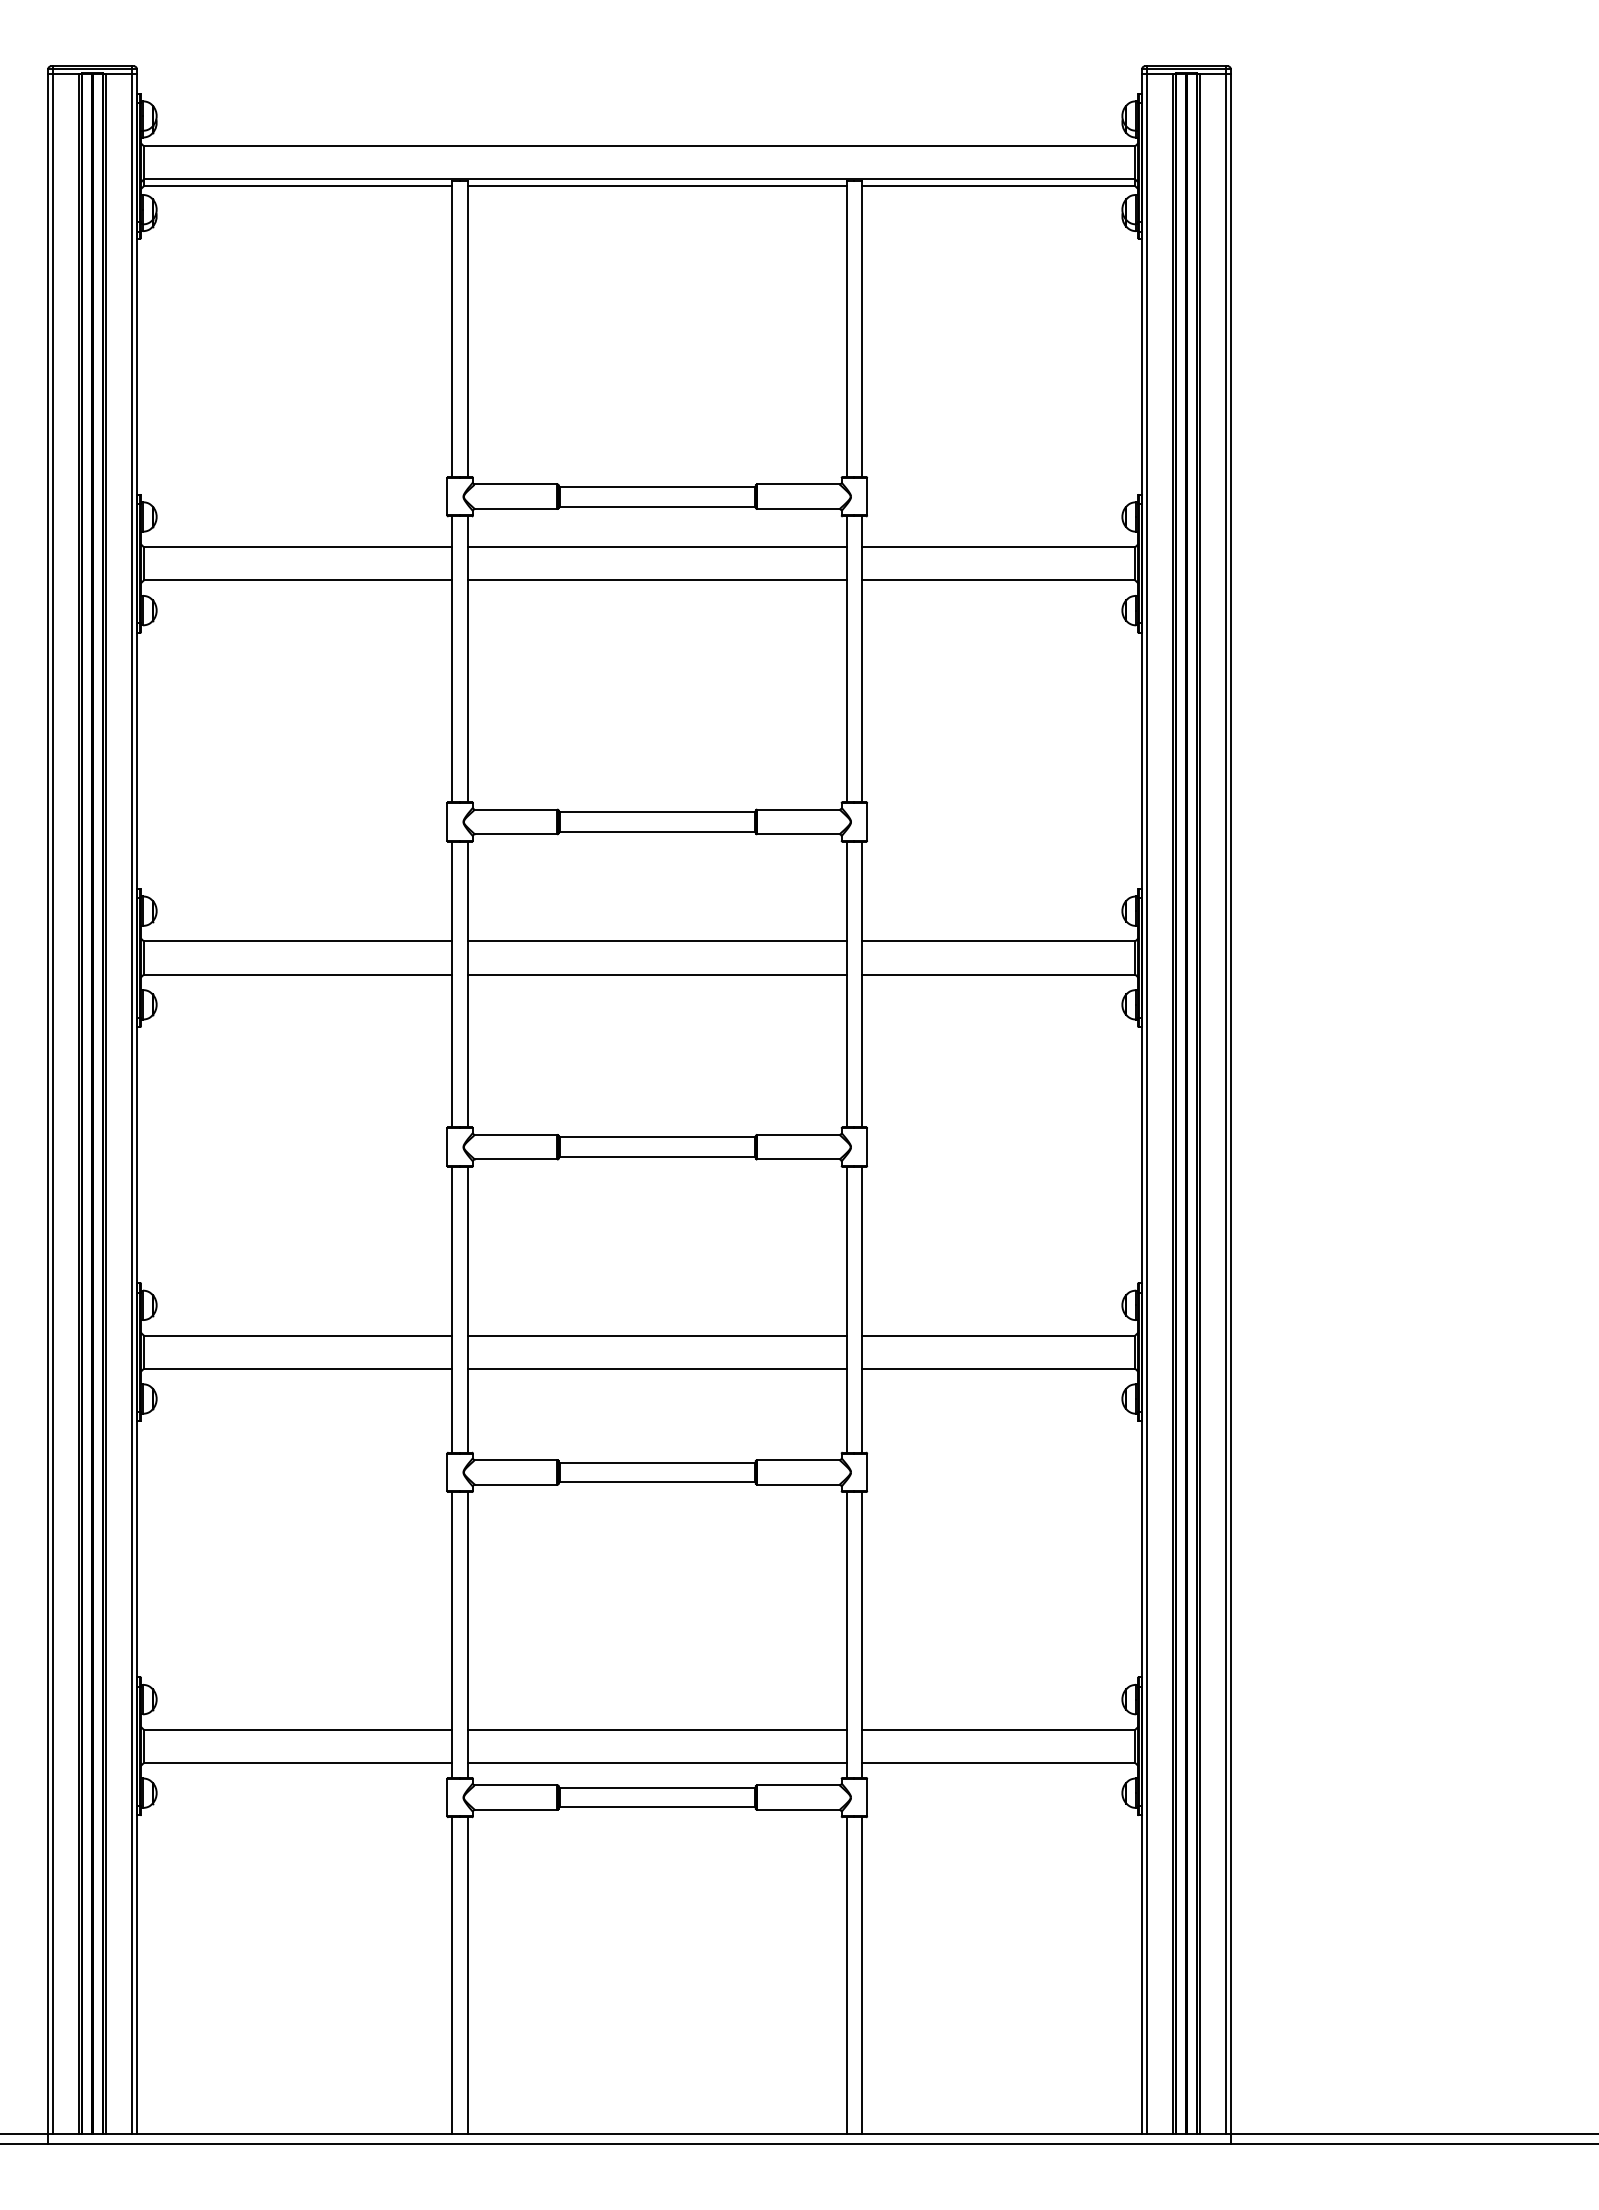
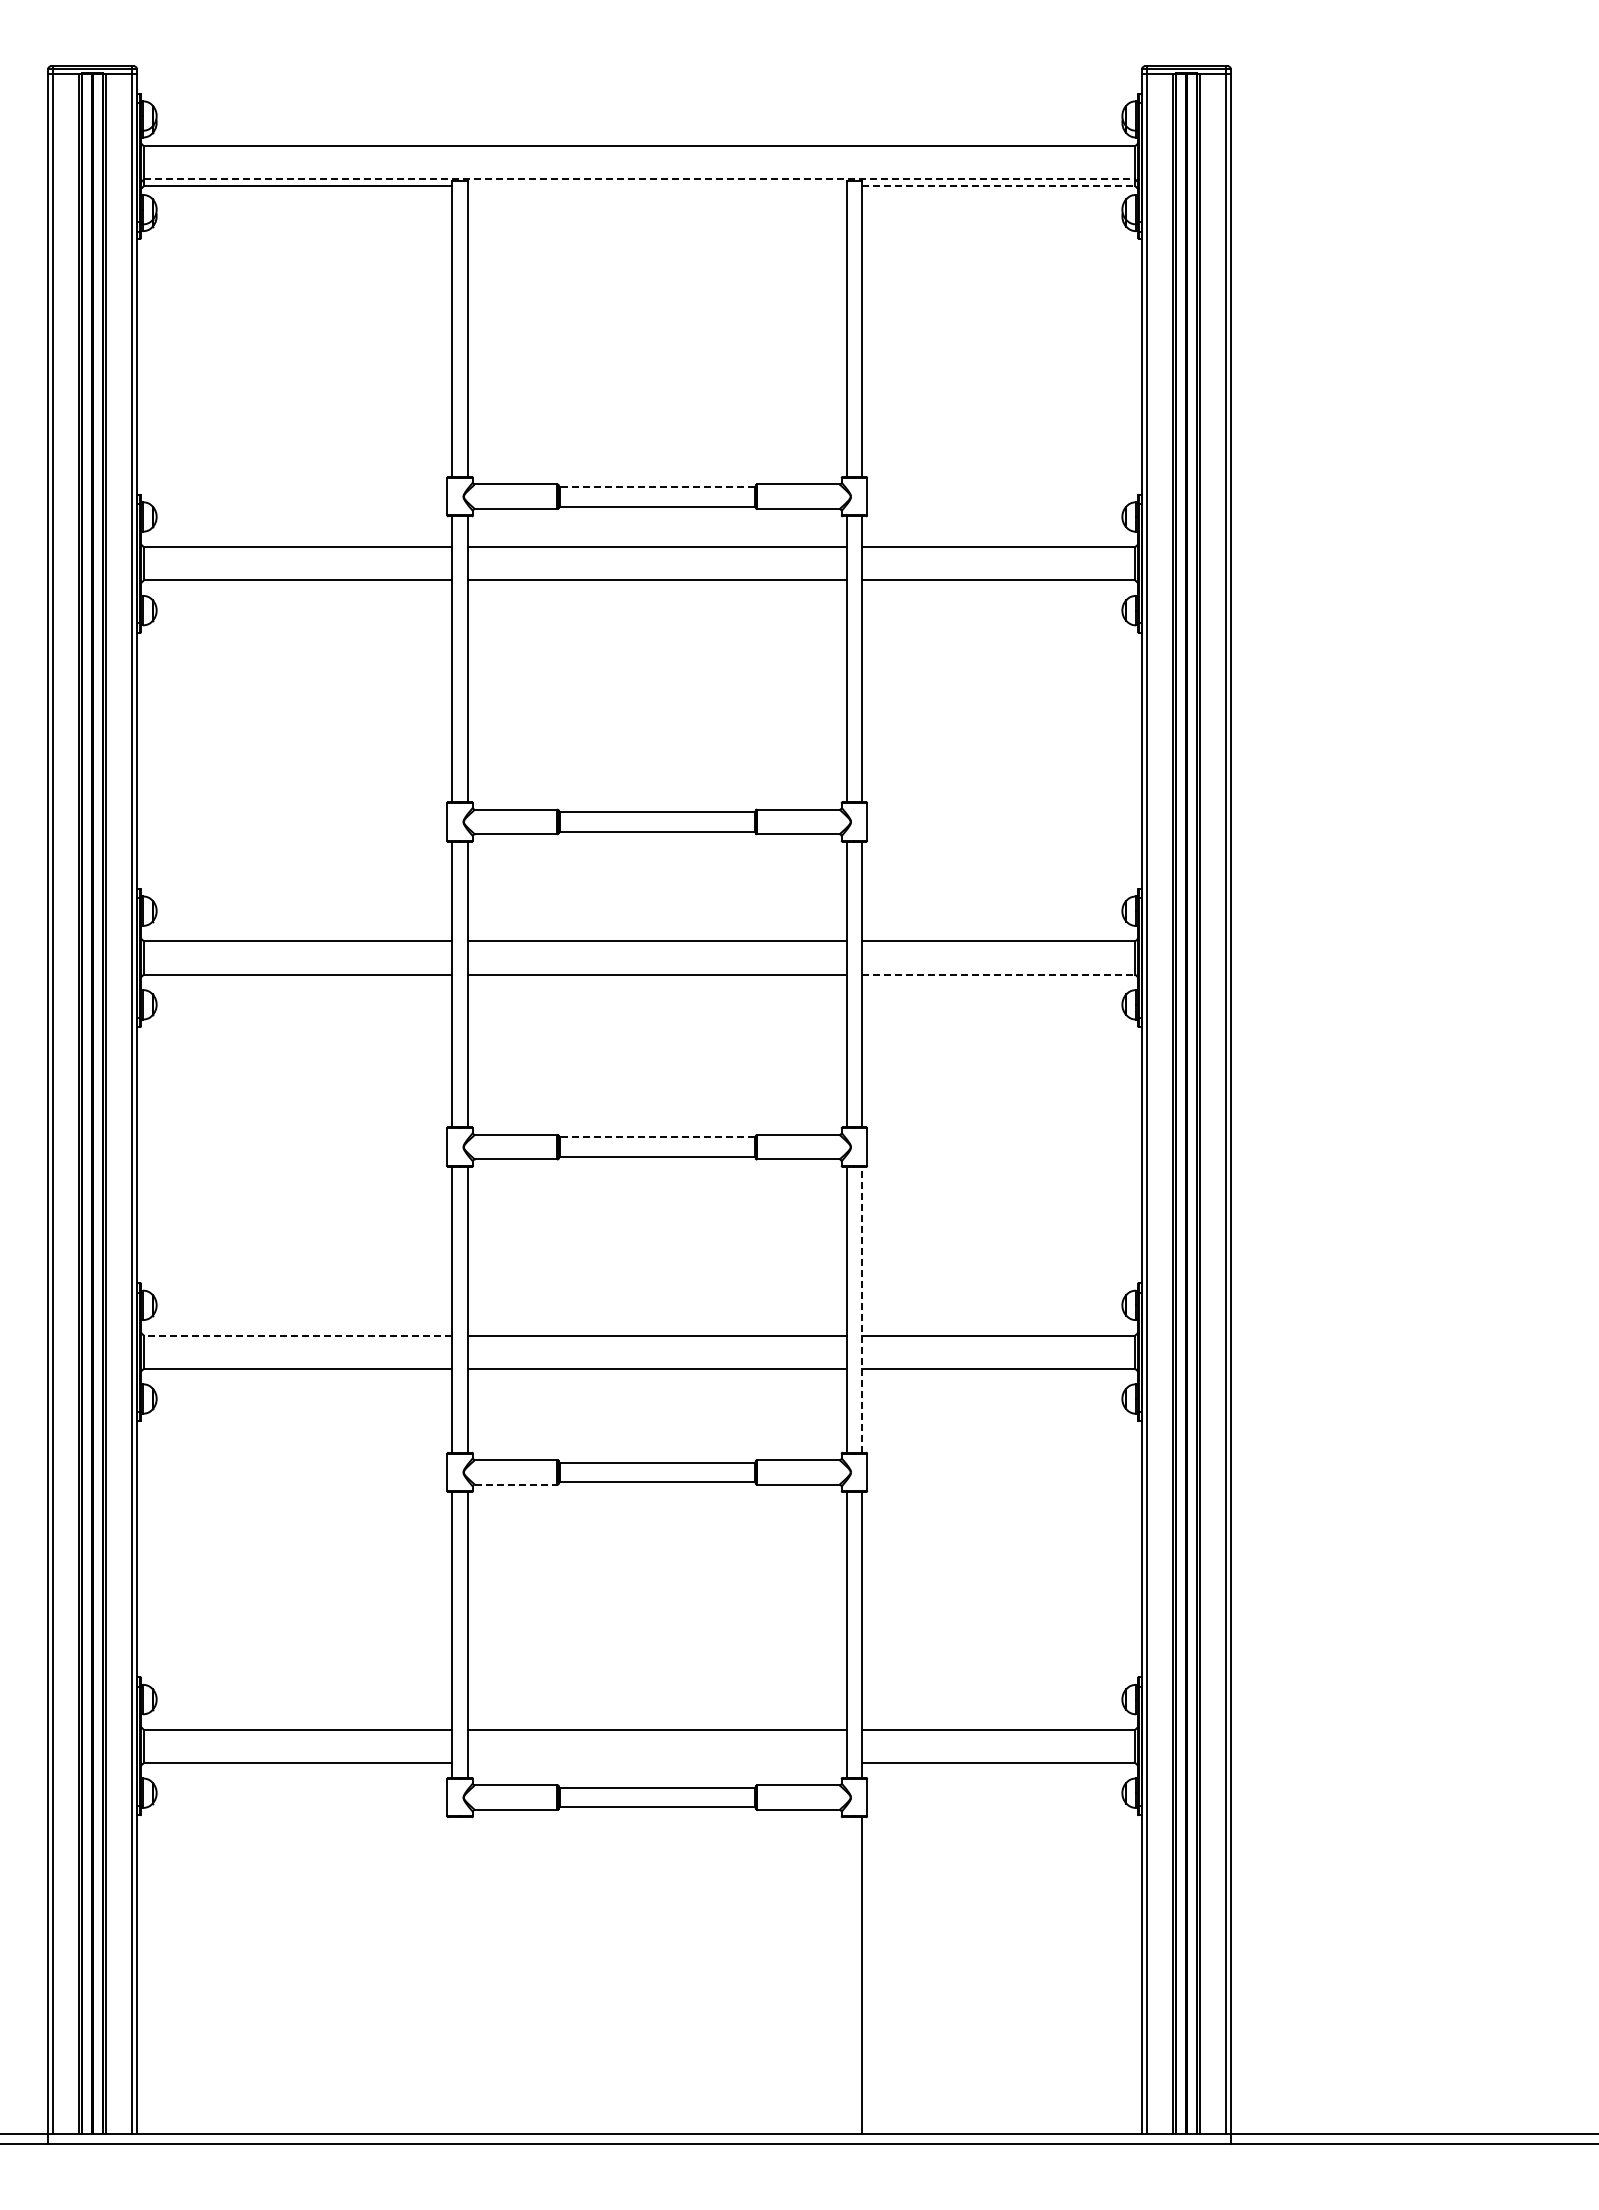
line: solid -> dashed (639, 179)
line: present -> none (657, 186)
line: solid -> dashed (999, 186)
line: solid -> dashed (657, 486)
line: solid -> dashed (999, 974)
line: solid -> dashed (657, 1137)
line: solid -> dashed (862, 1309)
line: solid -> dashed (297, 1335)
line: solid -> dashed (516, 1484)
line: present -> none (657, 1763)
line: present -> none (452, 1975)
line: present -> none (468, 1975)
line: present -> none (846, 1975)
